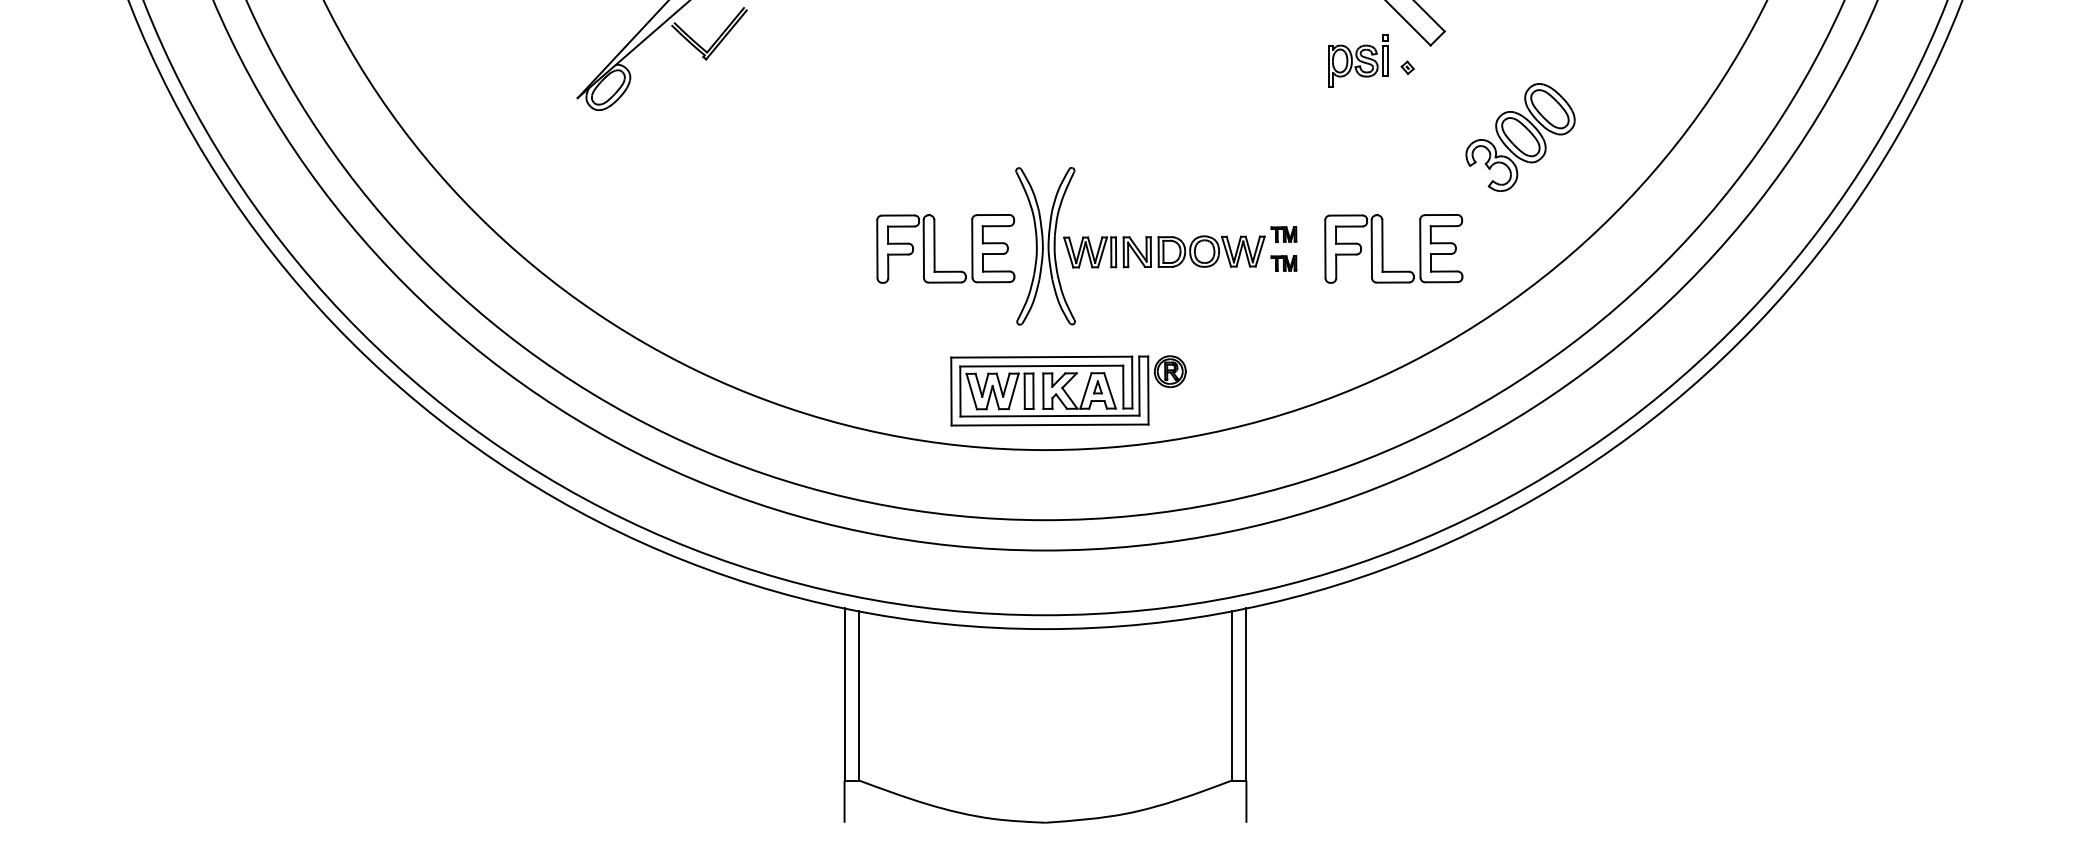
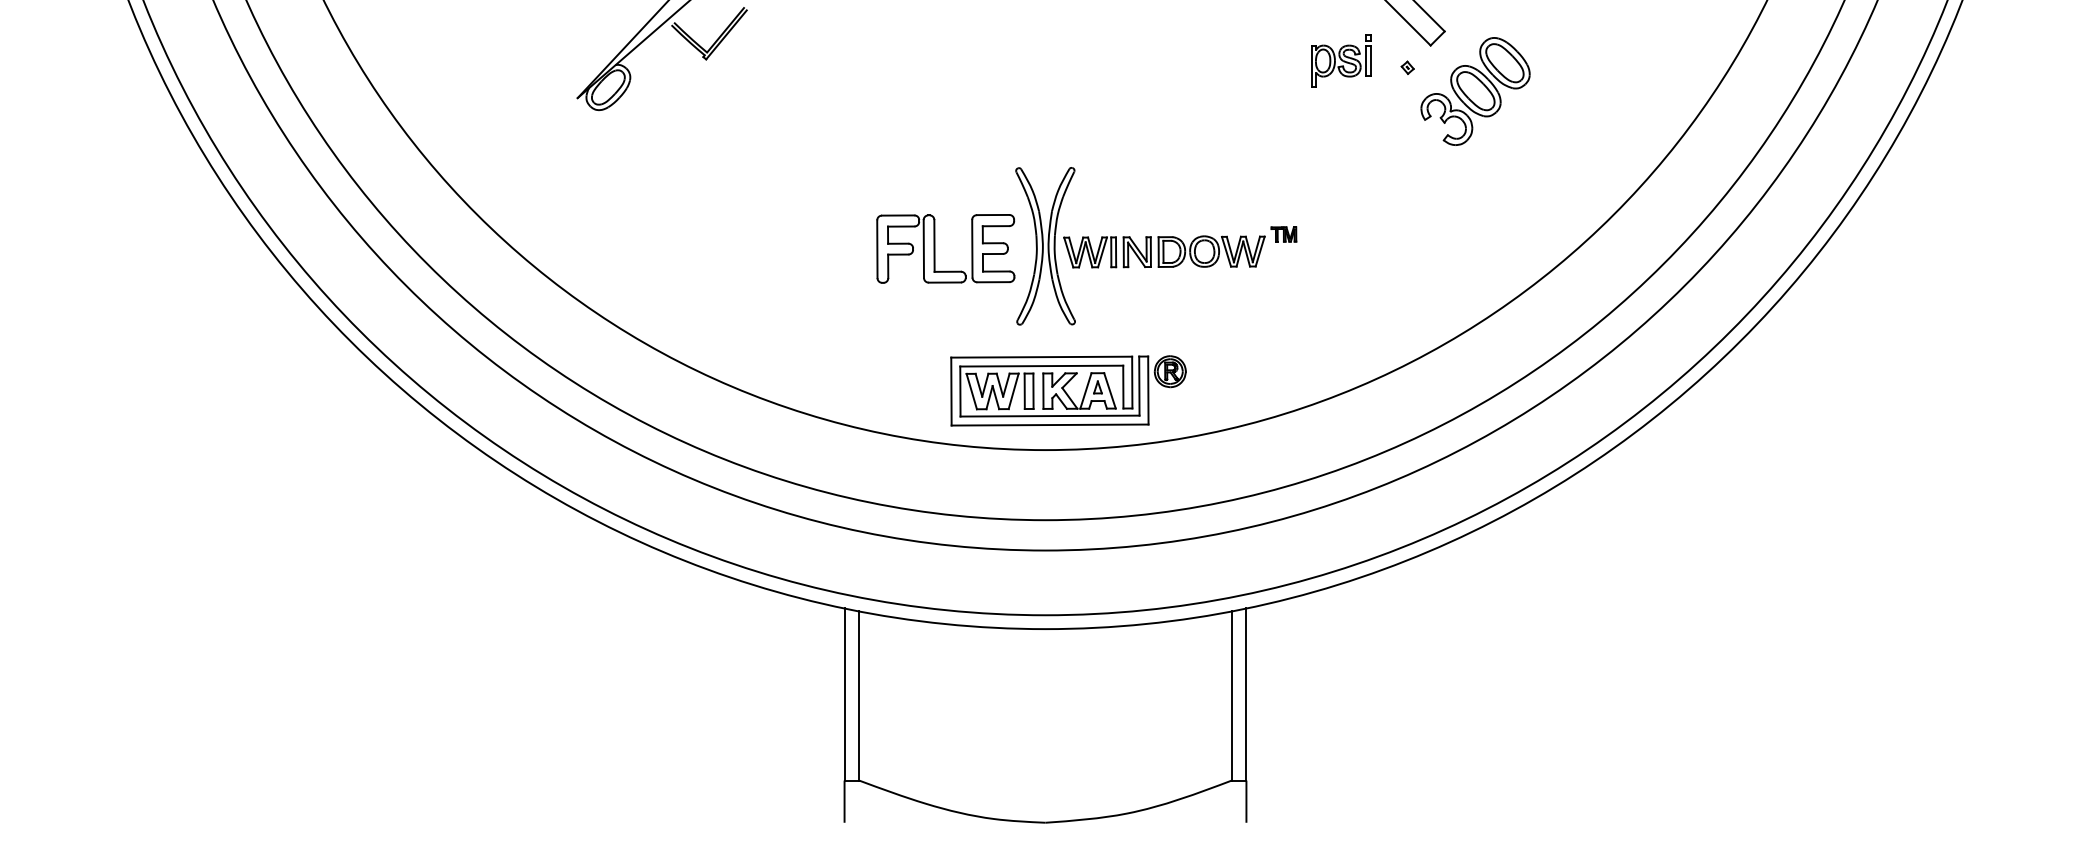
part position: (1358, 60) -> (1341, 60) (1341, 60)
part position: (1520, 137) -> (1475, 91) (1475, 91)
part: present -> none (1383, 248)
part: present -> none (1283, 263)
